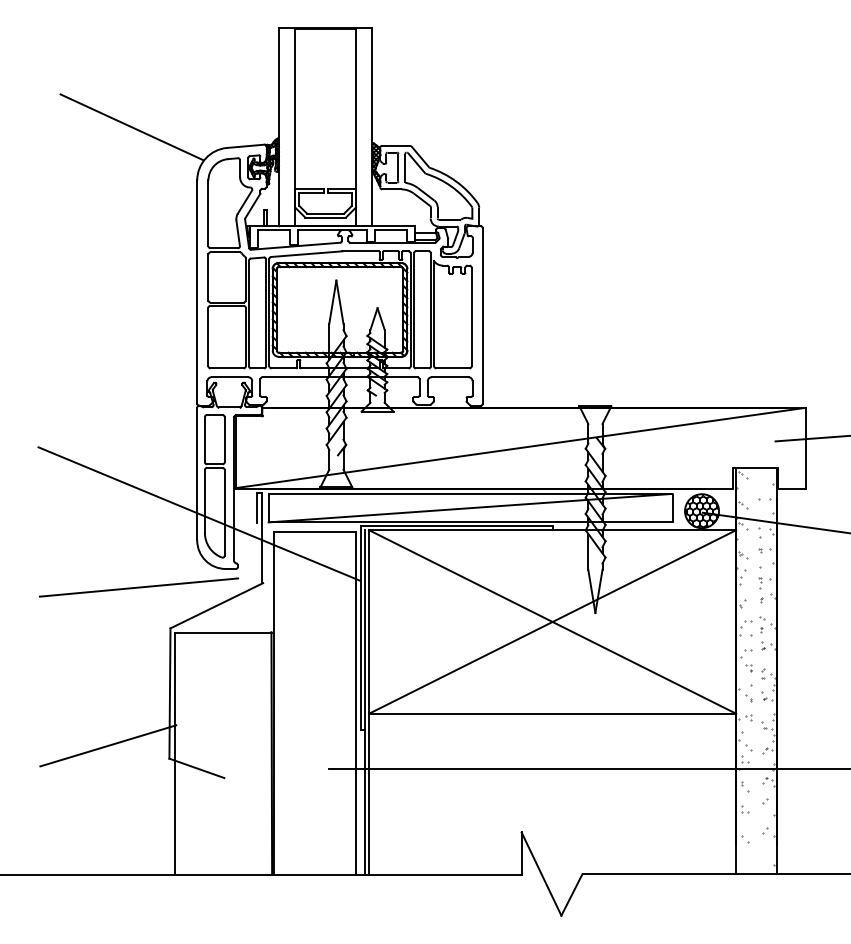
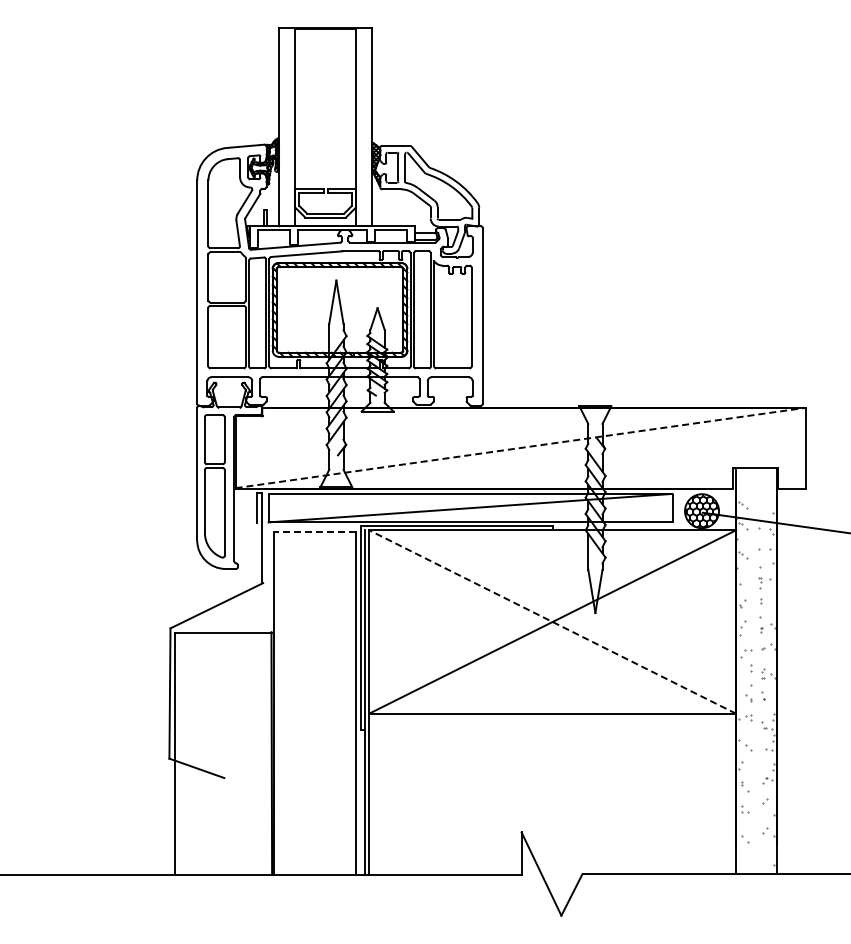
line: present -> none (131, 127)
line: present -> none (811, 438)
line: solid -> dashed (520, 448)
line: present -> none (198, 513)
line: solid -> dashed (314, 532)
line: present -> none (138, 587)
line: solid -> dashed (552, 621)
hatch: present -> none (756, 628)
line: present -> none (108, 745)
line: present -> none (588, 768)
